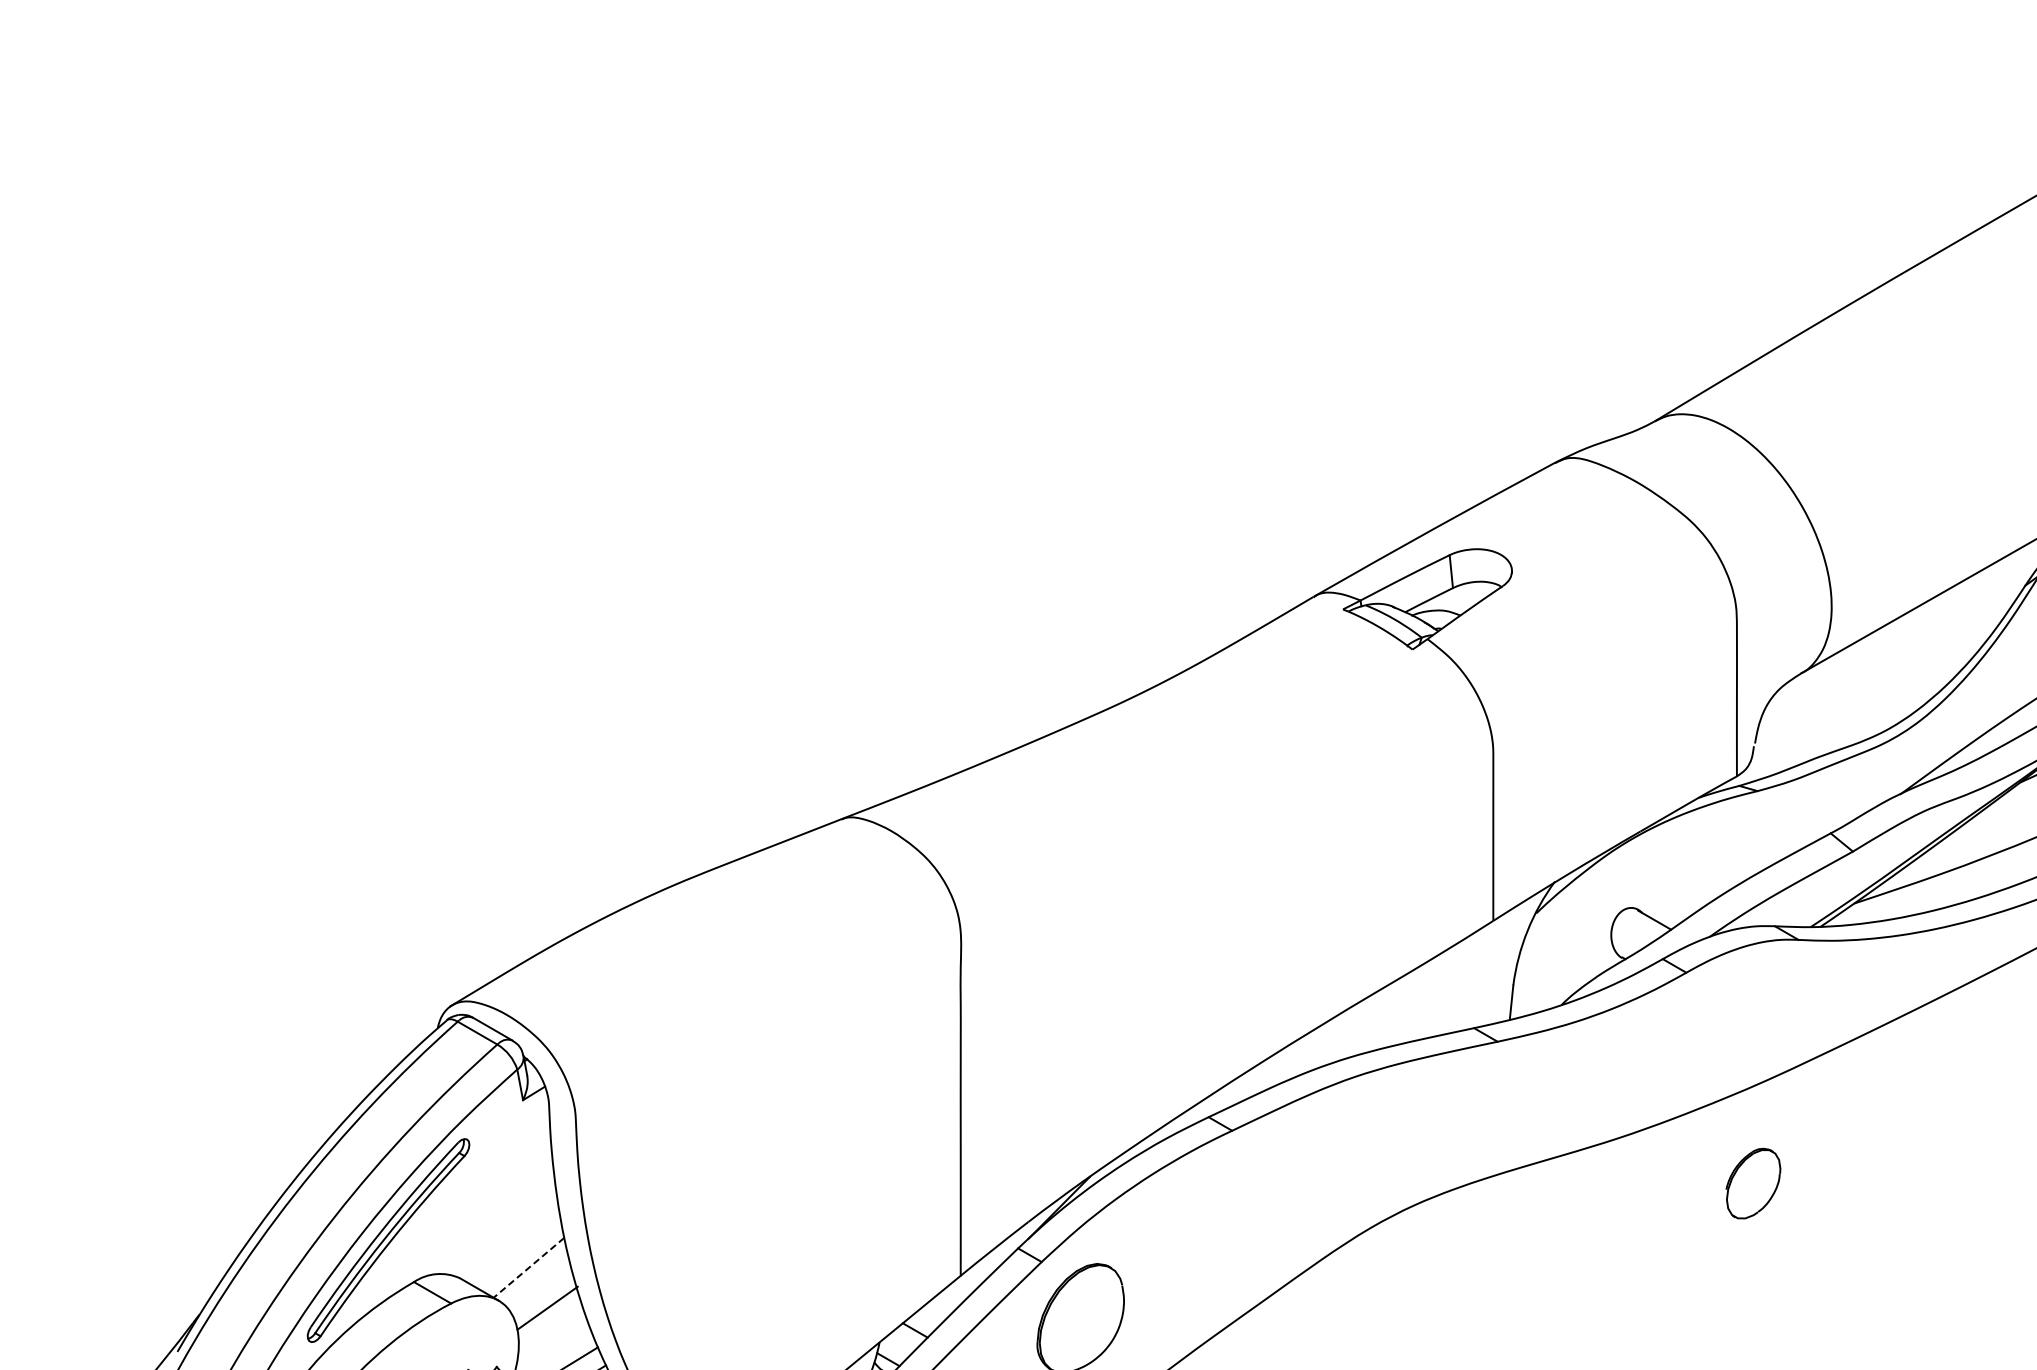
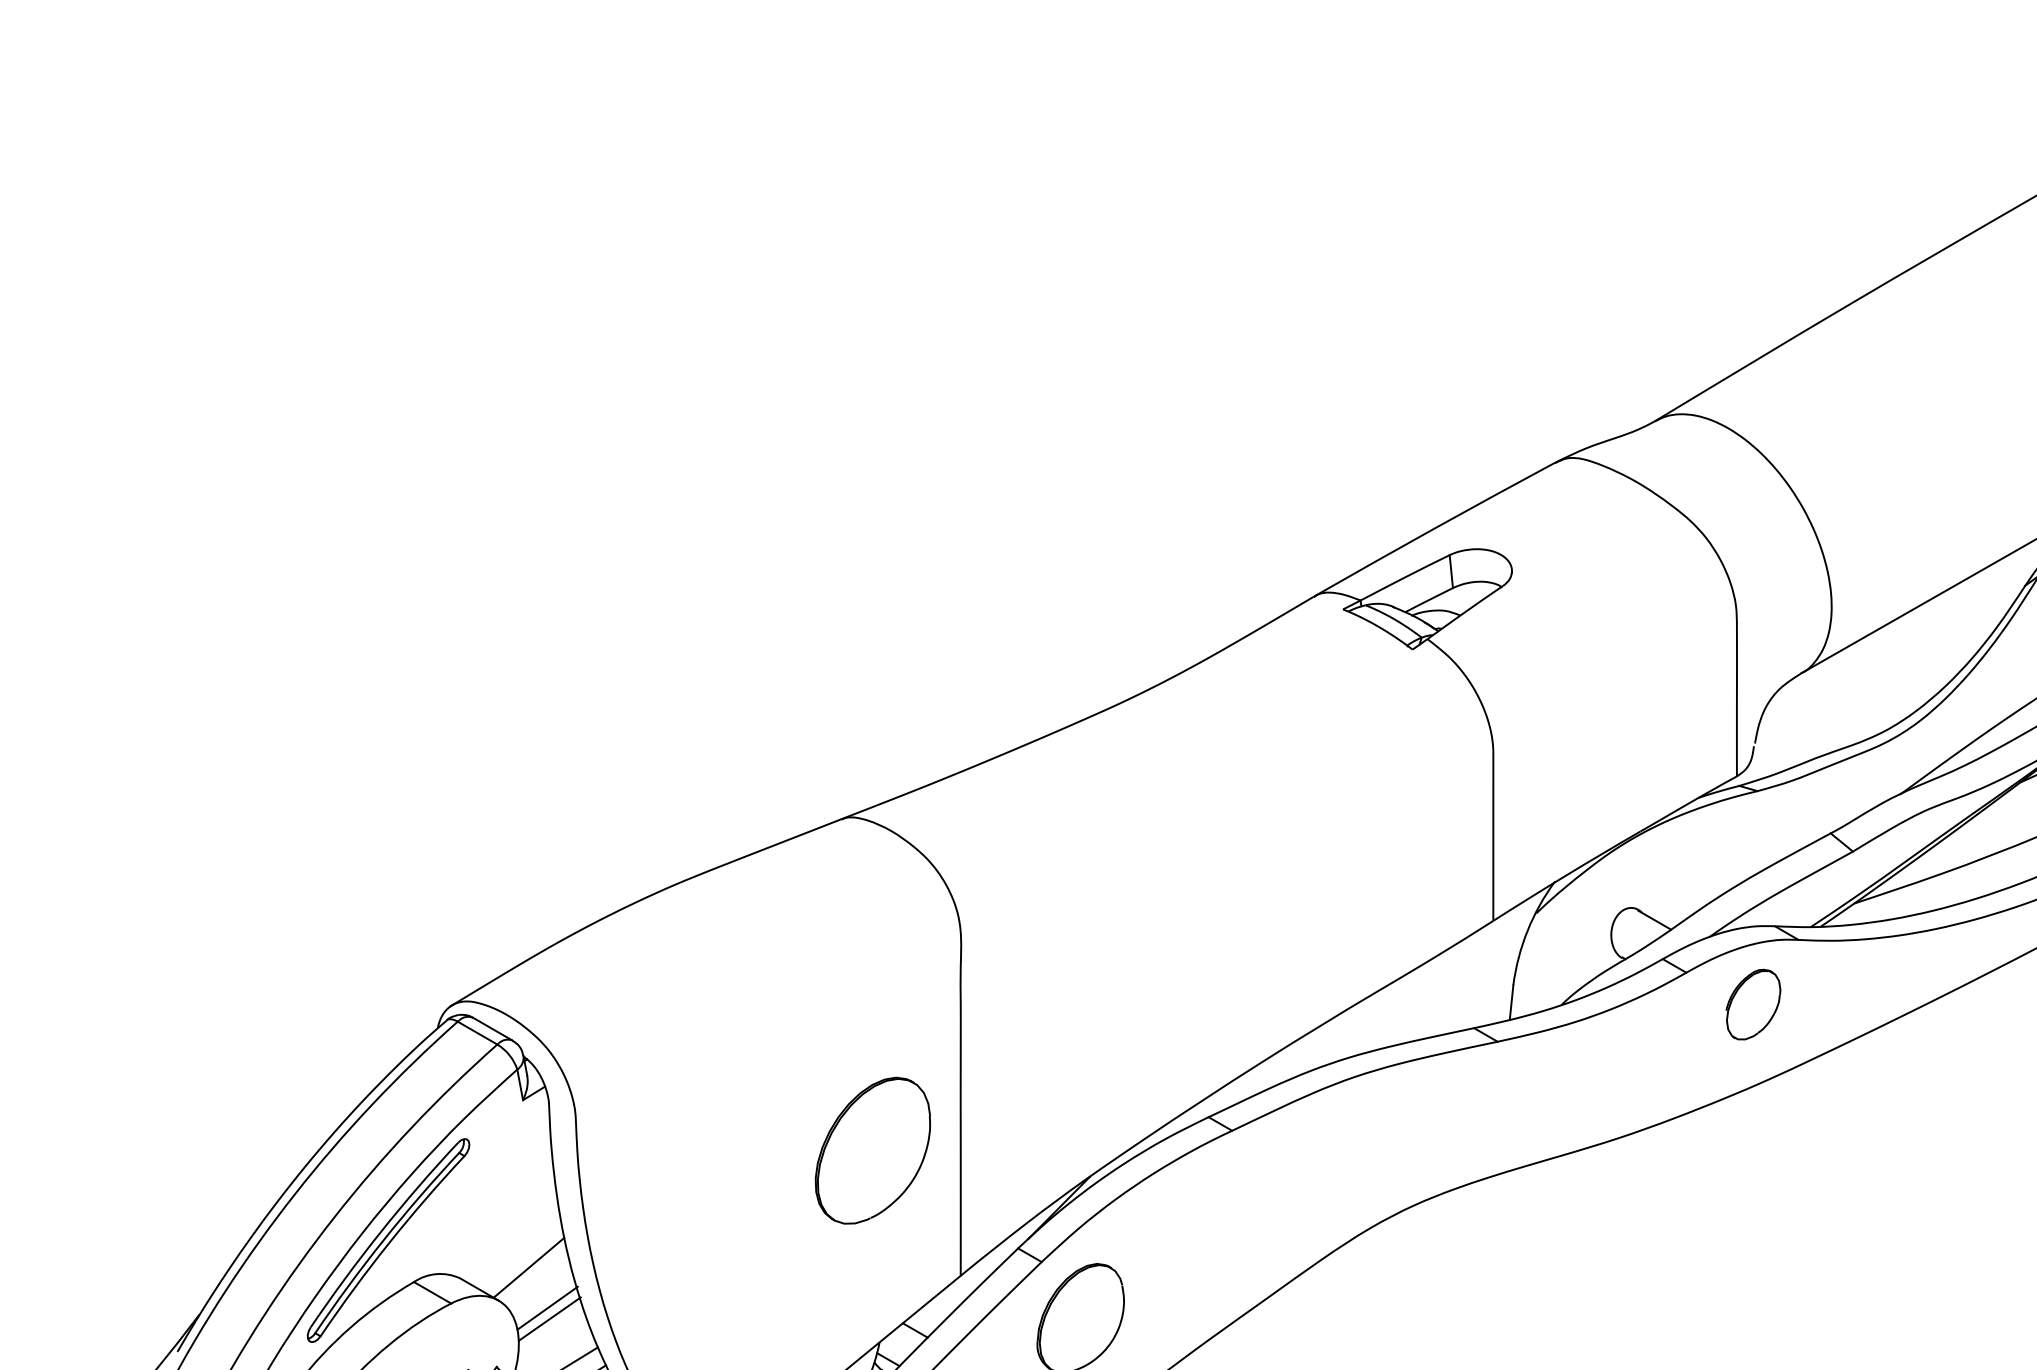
part: none -> present (872, 1150)
part position: (1753, 1183) -> (1753, 1004) (1753, 1004)
line: dashed -> solid (528, 1268)
line: none -> present (549, 1318)
